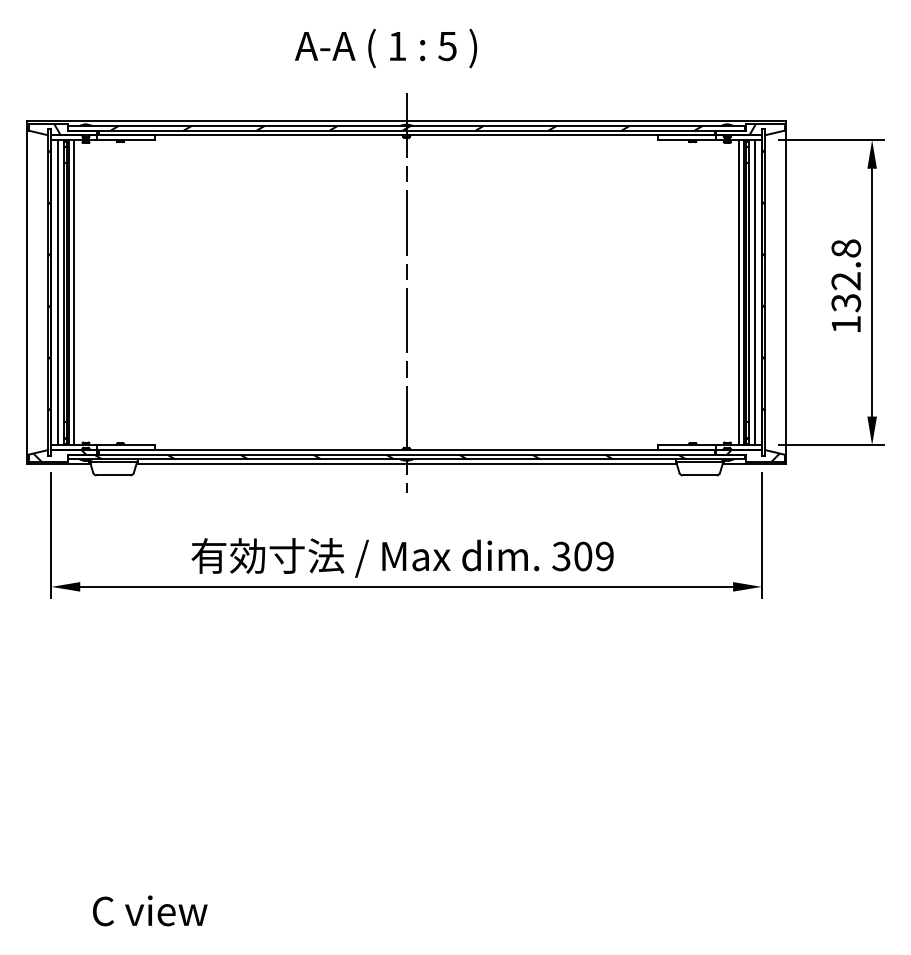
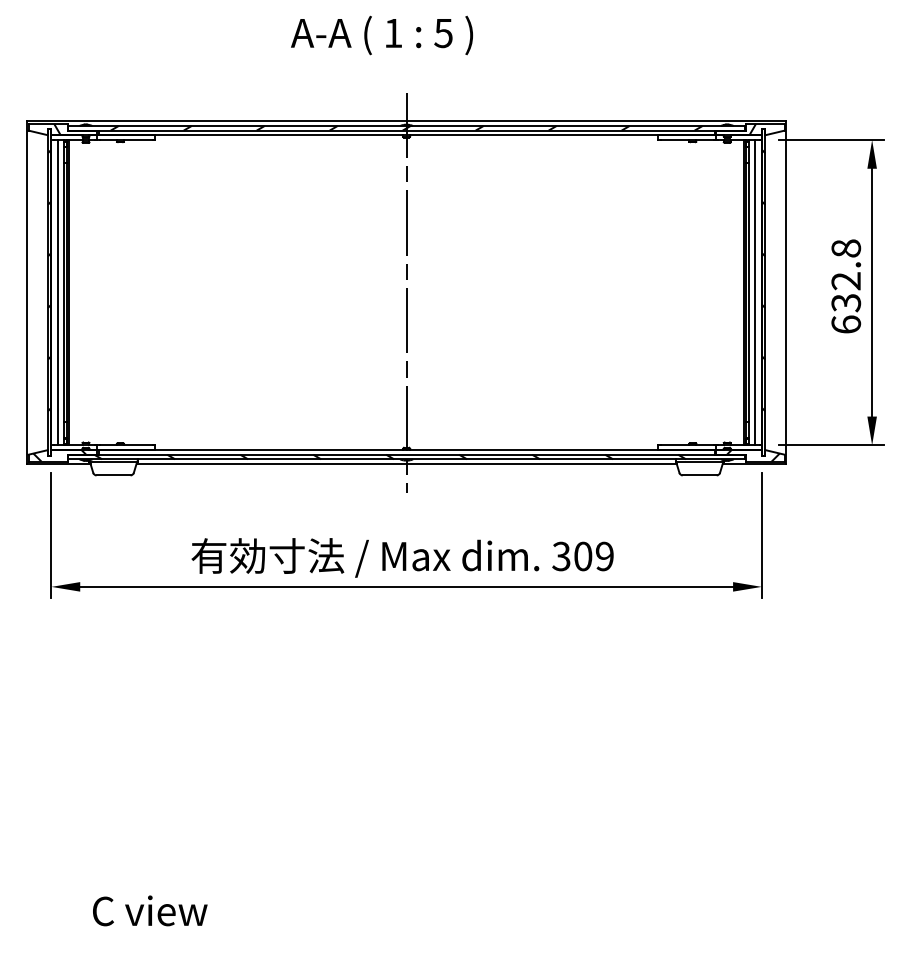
text position: (385, 48) -> (381, 35) (381, 35)
line: present -> none (74, 292)
line: present -> none (738, 292)
text: 132.8 -> 632.8 (846, 324)
